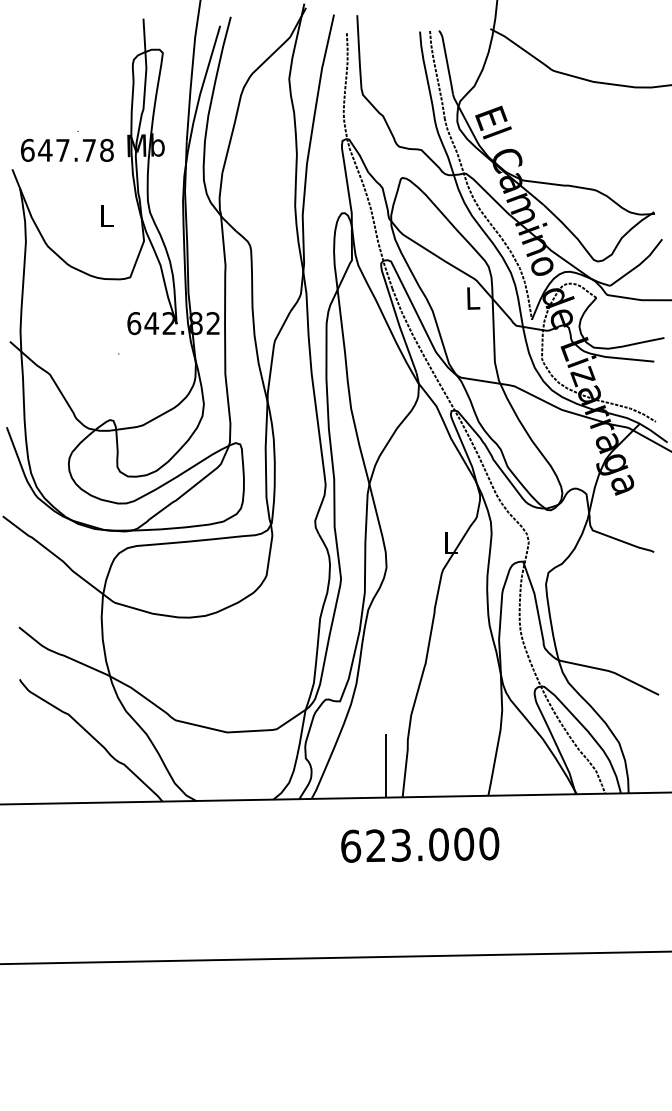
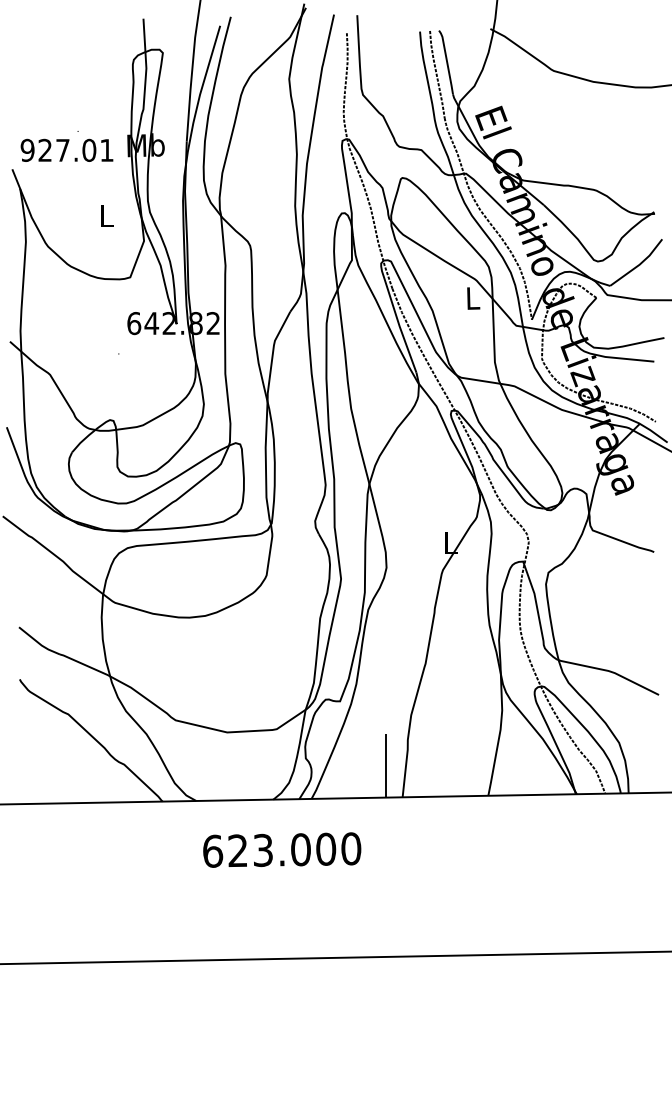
text: 647.78 -> 927.01 (66, 149)
text position: (420, 844) -> (282, 849) (282, 849)
